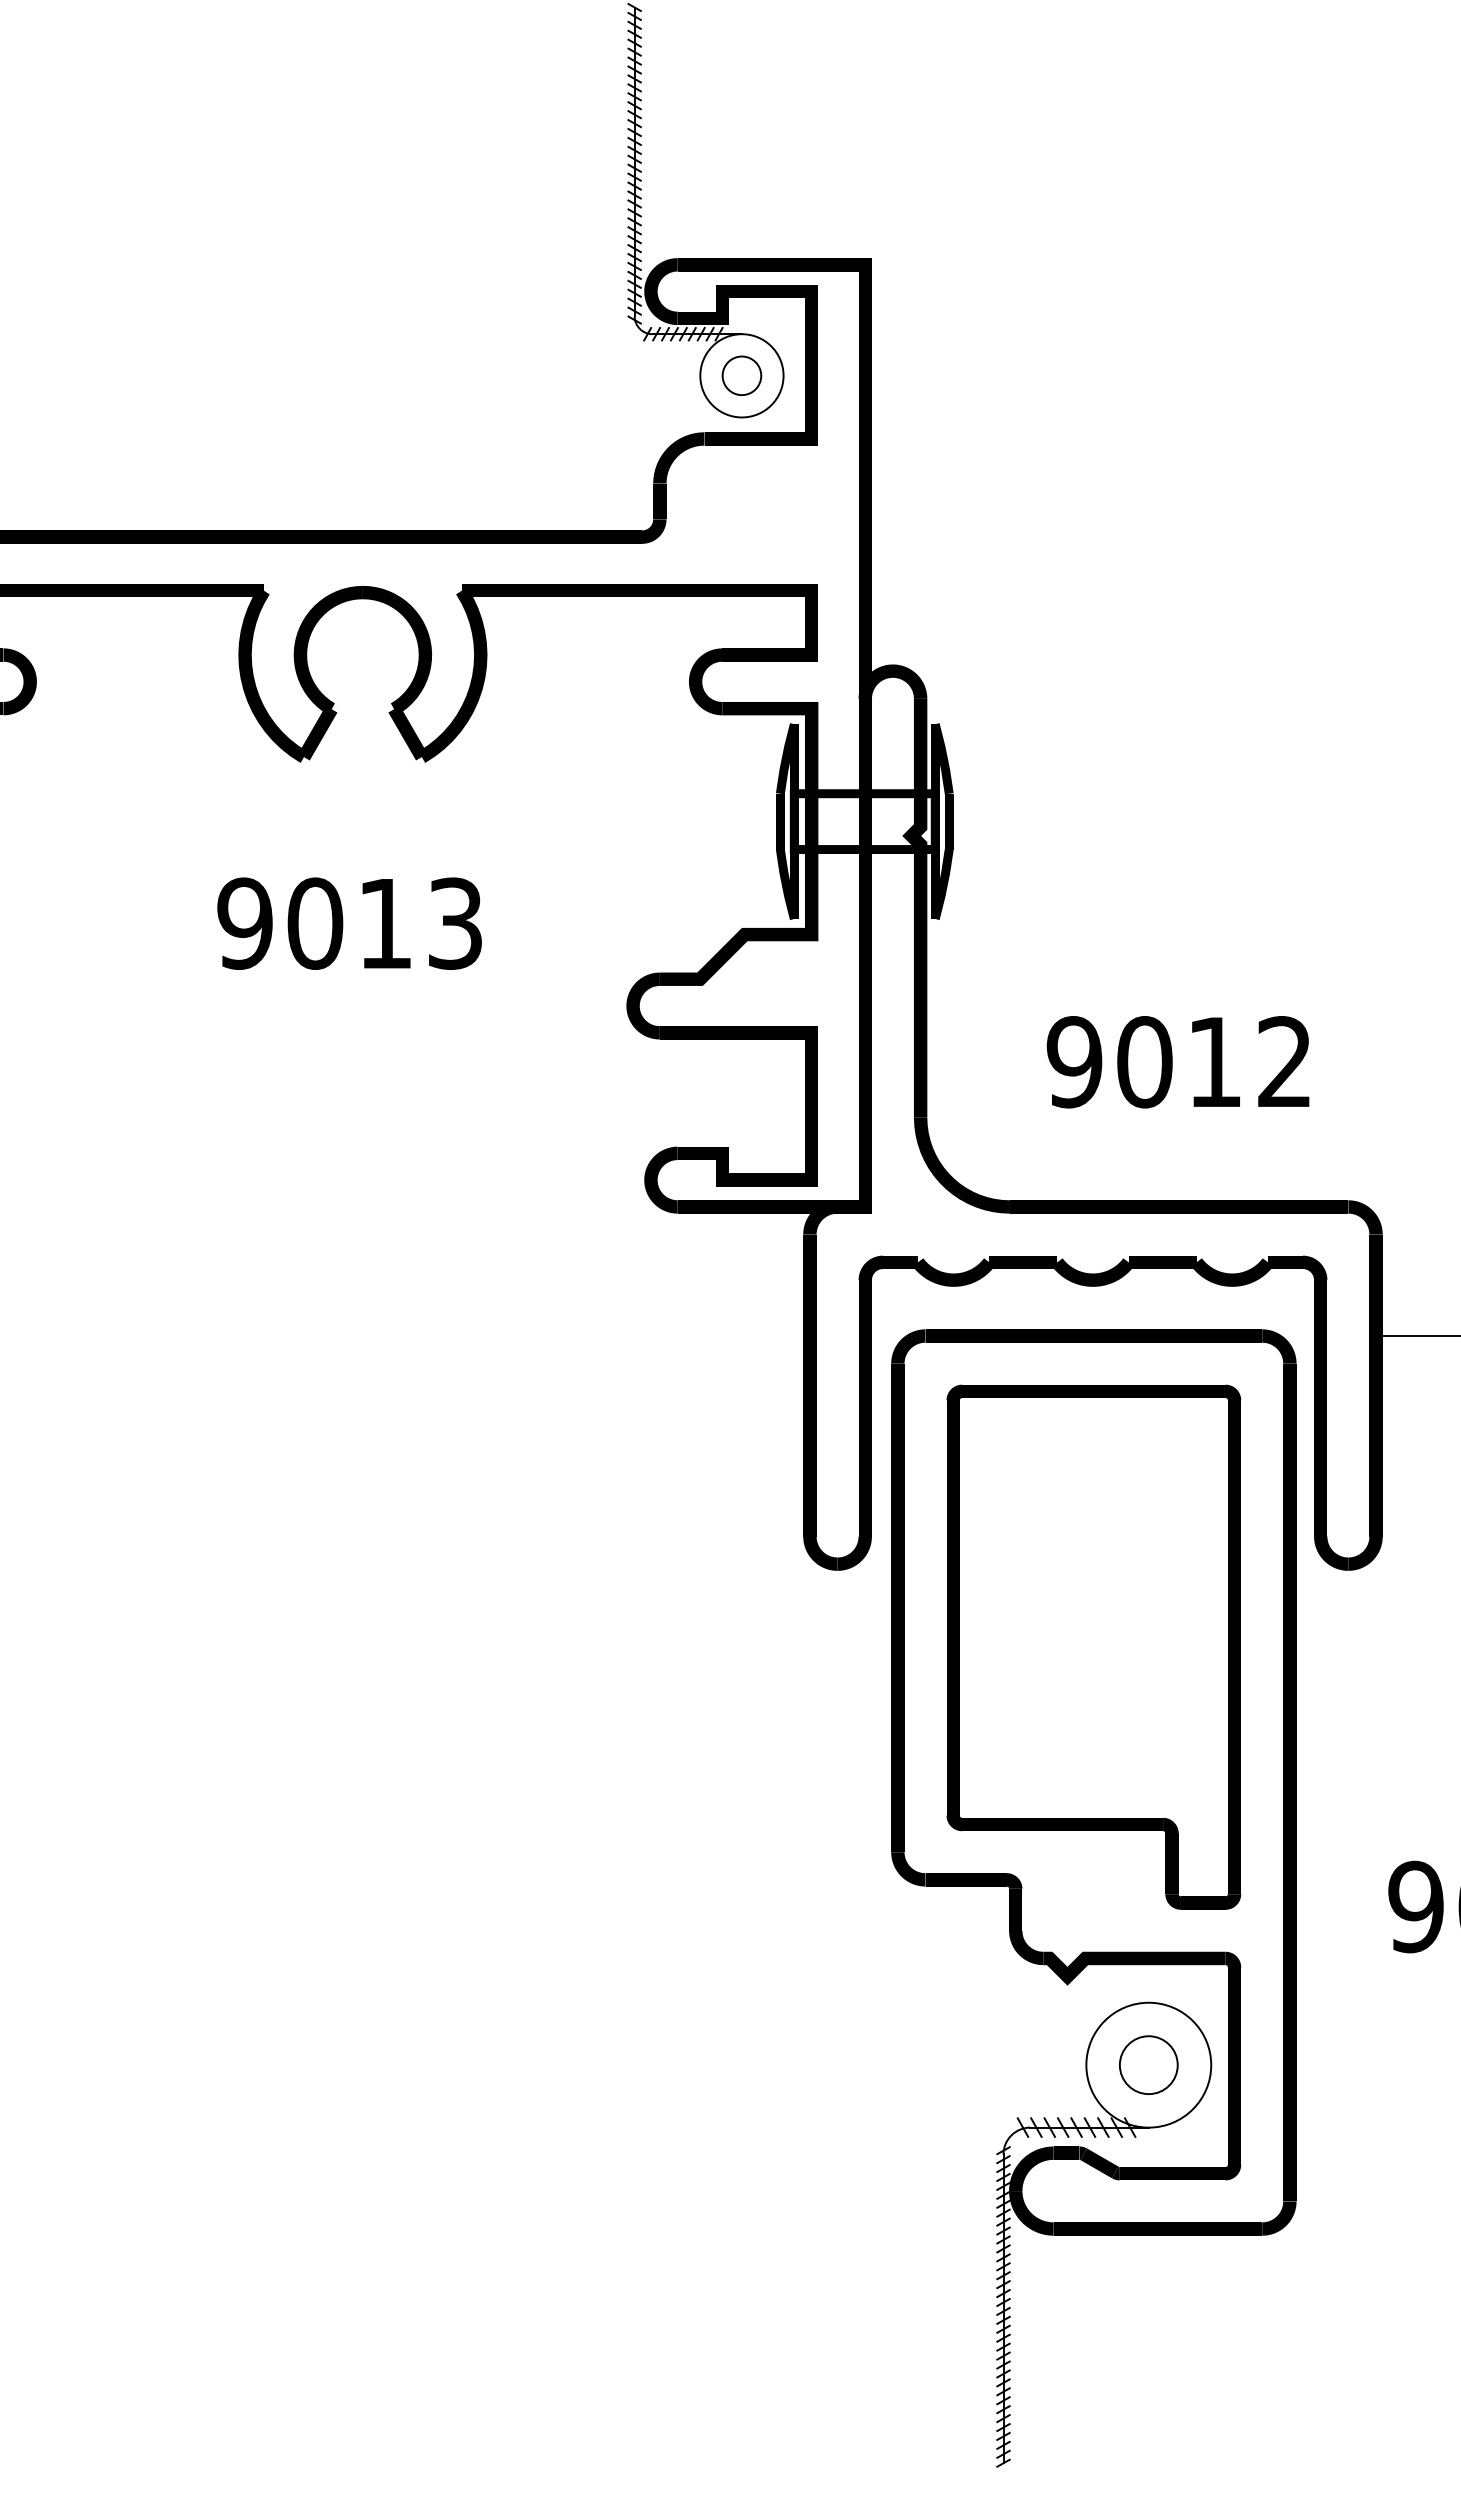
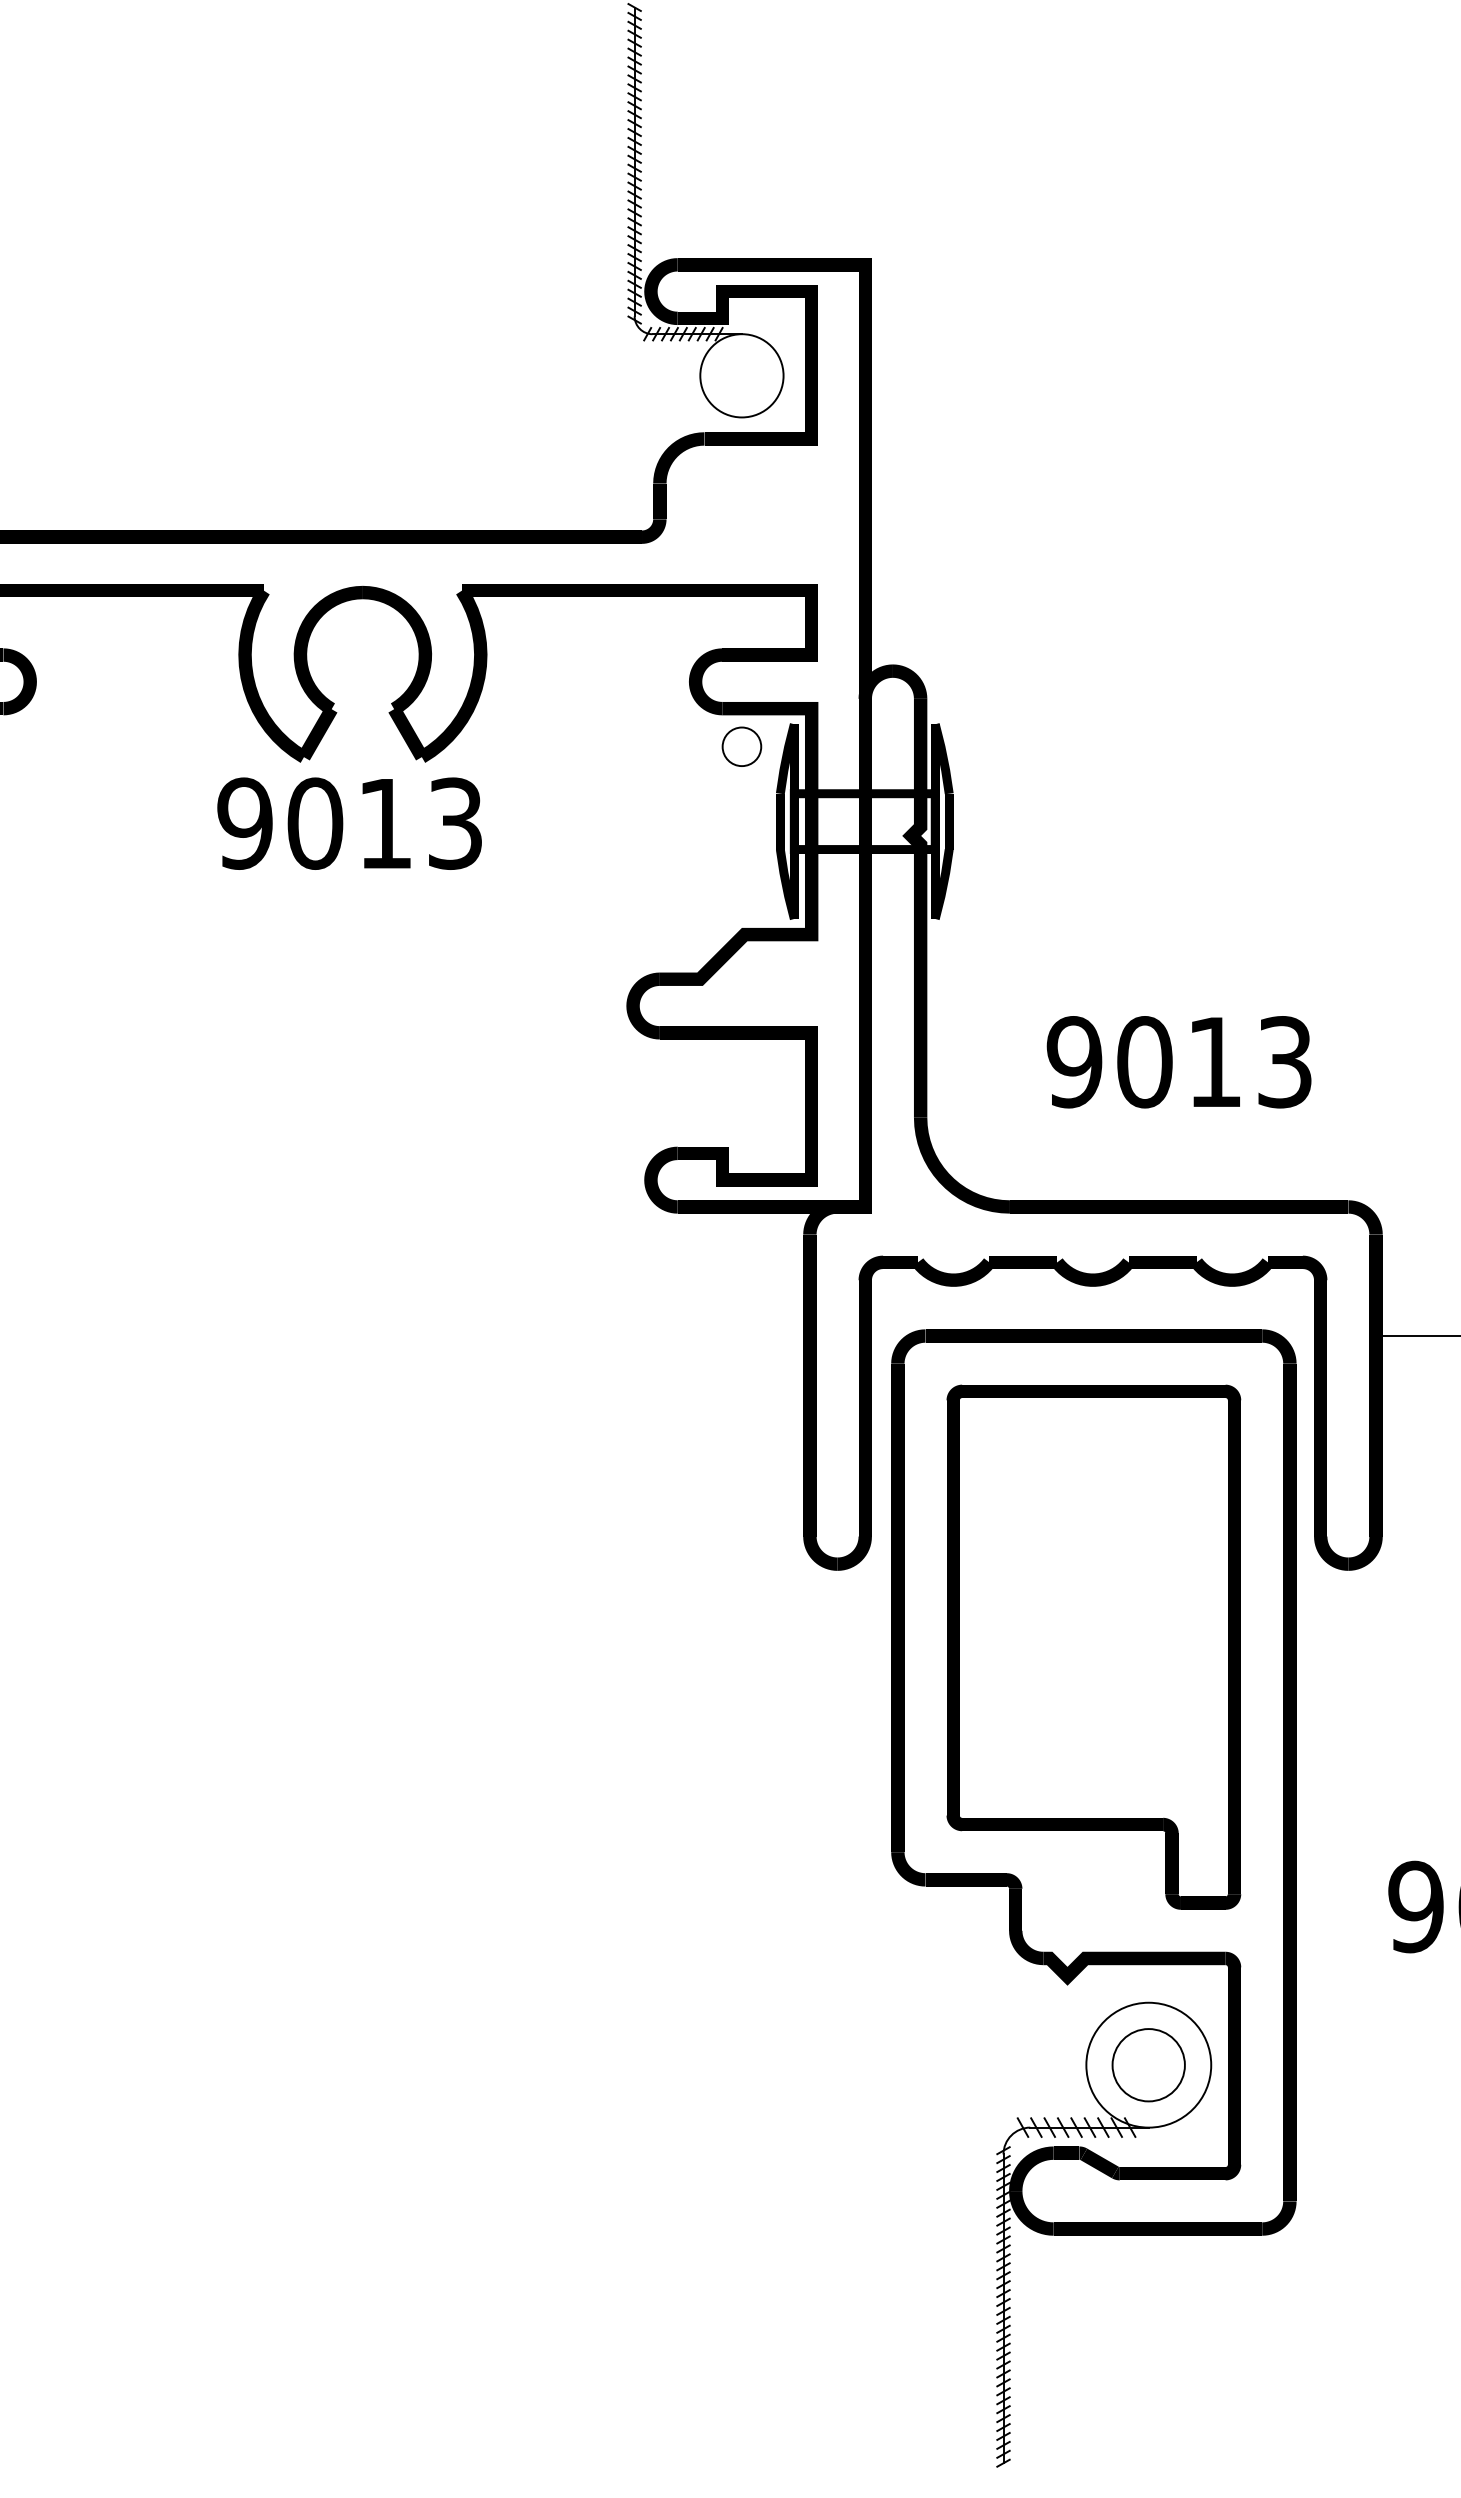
circle position: (741, 375) -> (741, 746) (741, 746)
text position: (349, 923) -> (349, 823) (349, 823)
text: 9012 -> 9013 (1284, 1062)
circle size: 60x60 px -> 75x75 px (1148, 2065)
